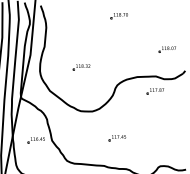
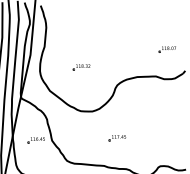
part: present -> none (118, 16)
part: present -> none (154, 91)
